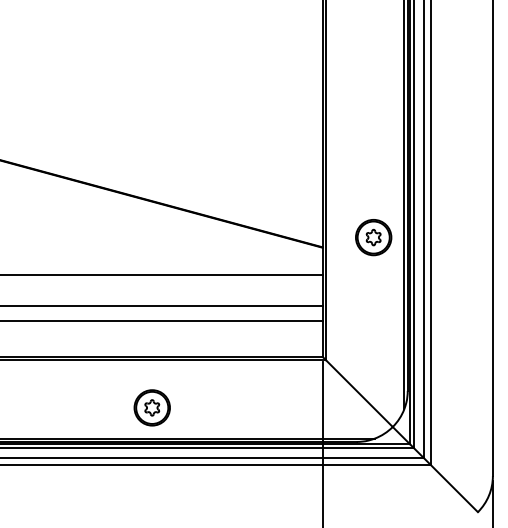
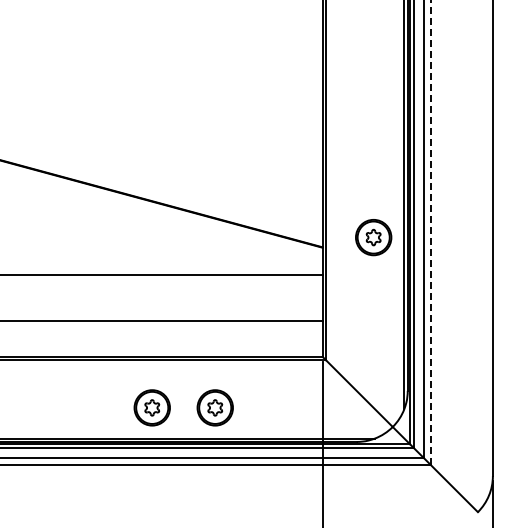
line: solid -> dashed (430, 231)
line: present -> none (162, 305)
part: none -> present (214, 407)
